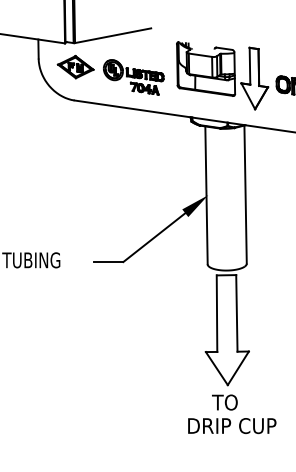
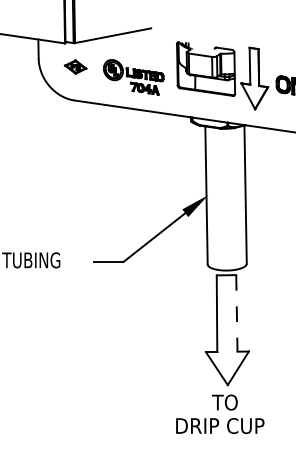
part size: 39x26 px -> 25x16 px (75, 66)
line: solid -> dashed (236, 313)
text position: (232, 426) -> (220, 426) (220, 426)
